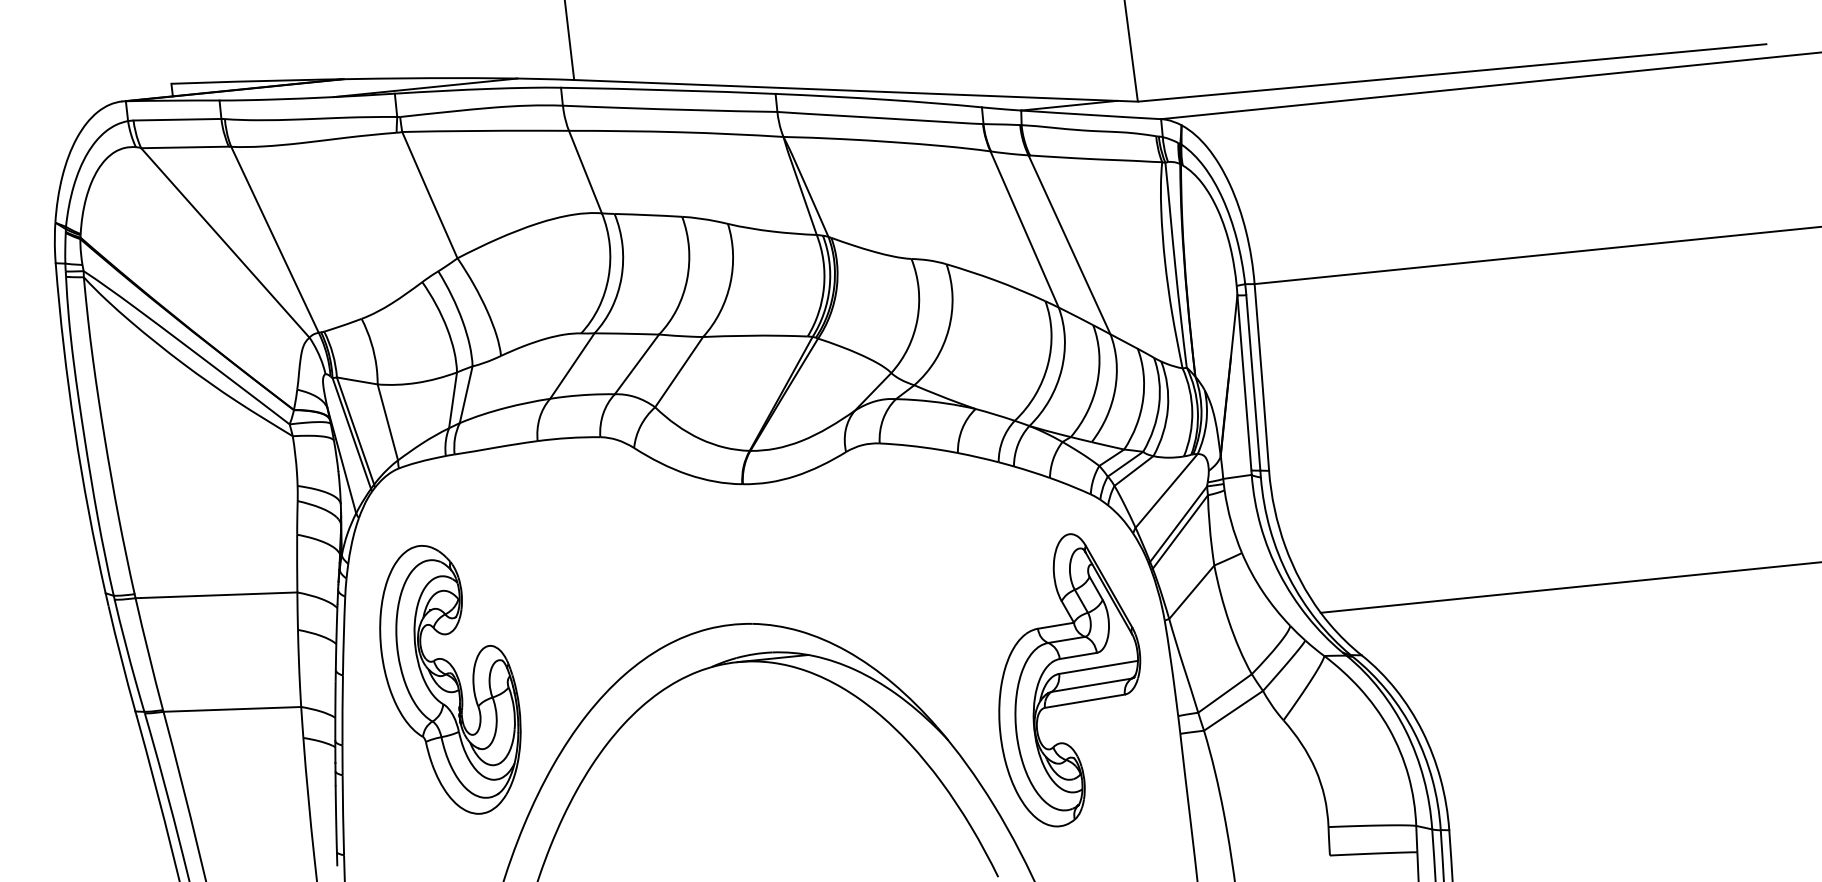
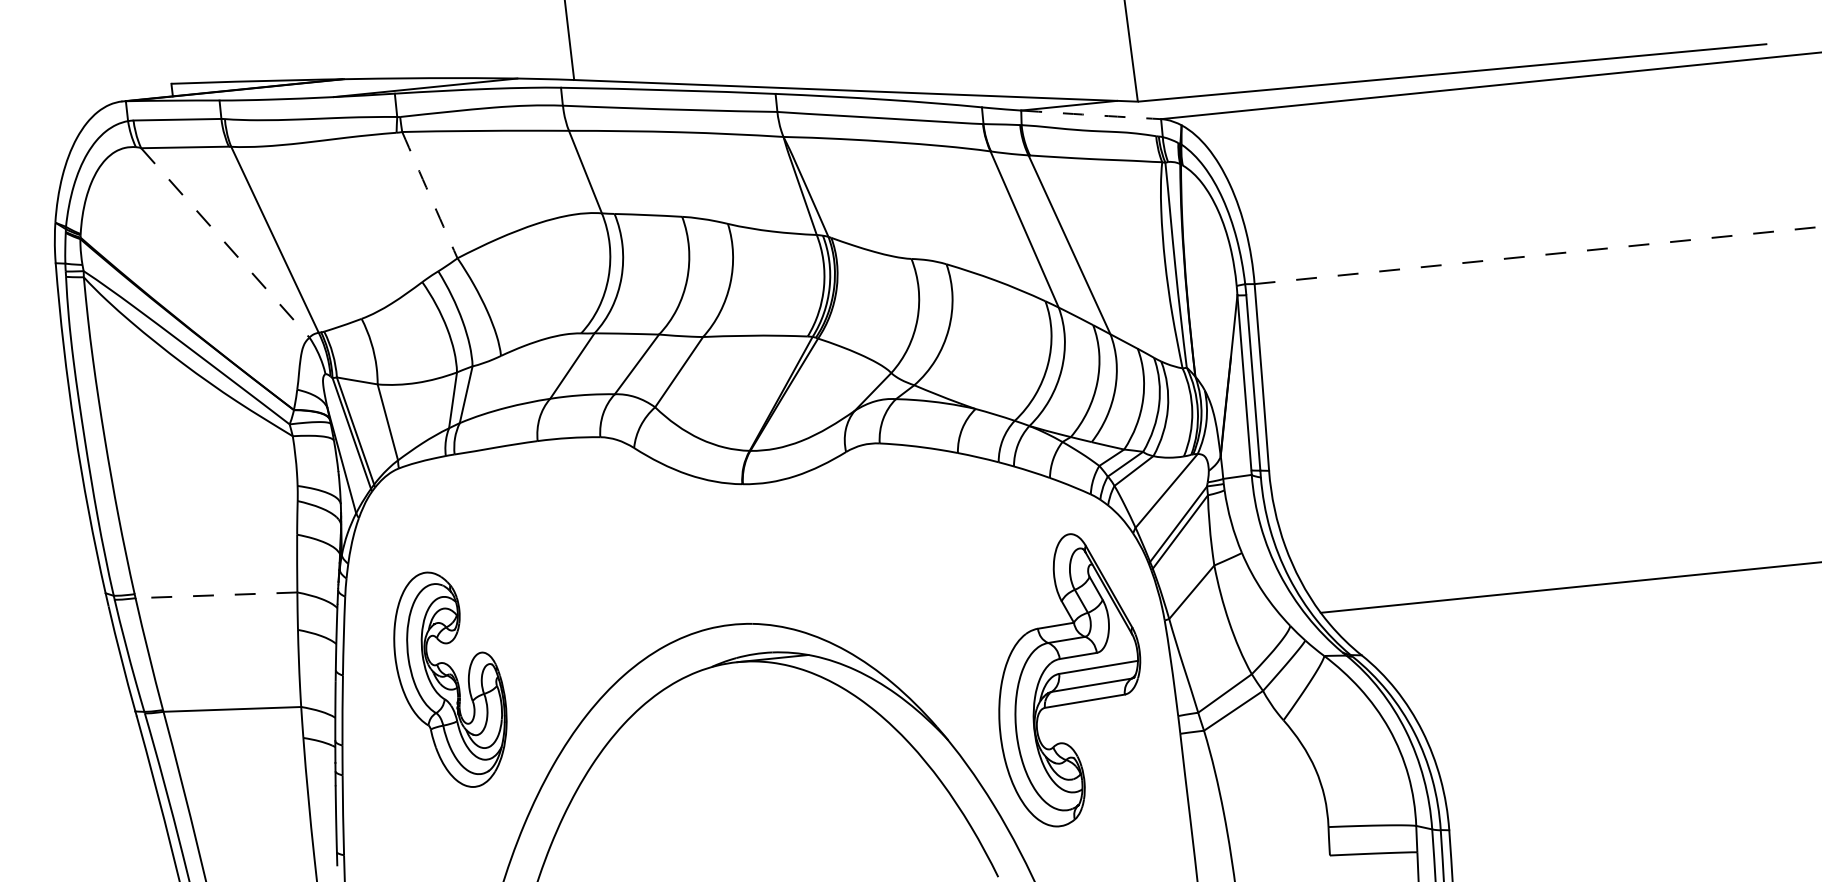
arc: solid -> dashed (1091, 115)
arc: solid -> dashed (429, 195)
line: solid -> dashed (225, 242)
line: solid -> dashed (1537, 255)
line: solid -> dashed (216, 595)
part size: 143x271 px -> 115x217 px (450, 679)
